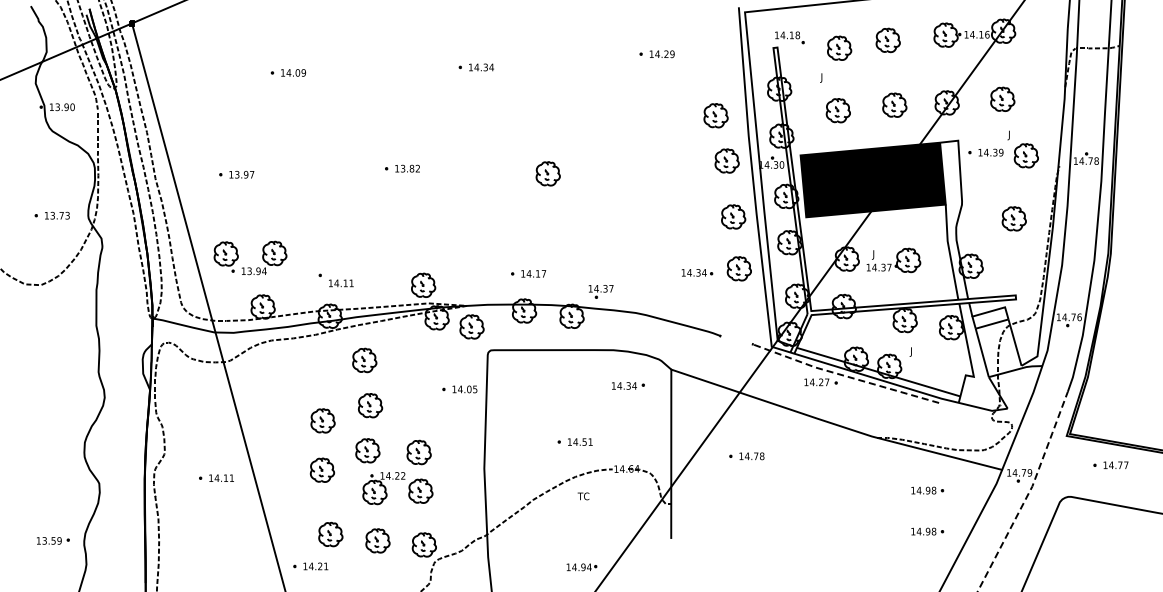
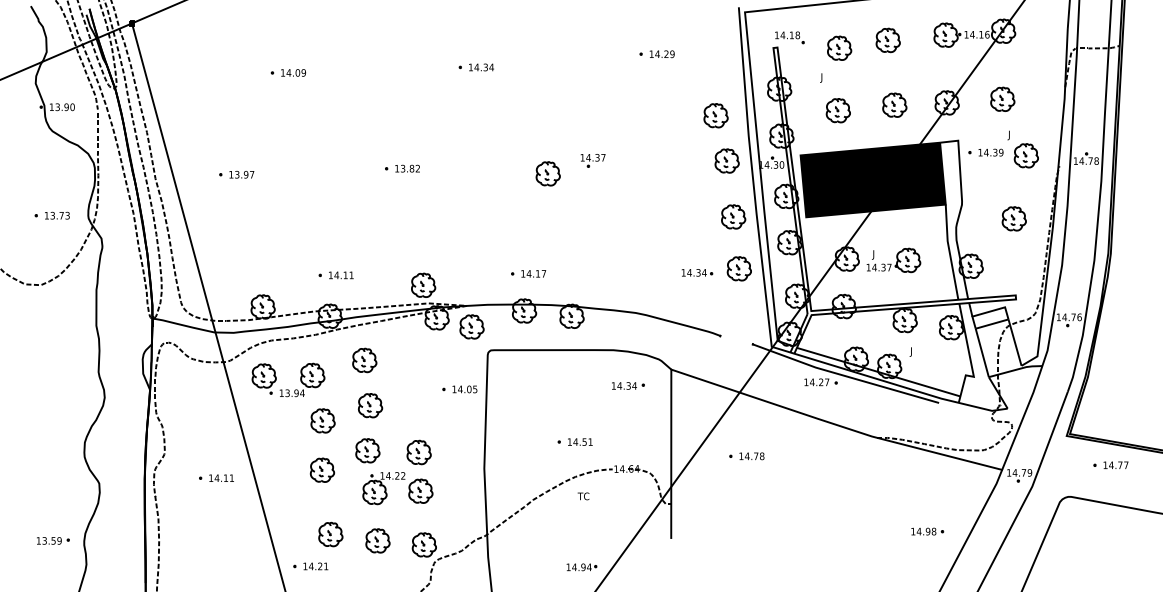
part position: (250, 267) -> (288, 389) (288, 389)
text position: (341, 283) -> (341, 275) (341, 275)
part position: (600, 291) -> (592, 160) (592, 160)
line: dashed -> solid (844, 375)
part: present -> none (927, 490)
line: dashed -> solid (1029, 492)
